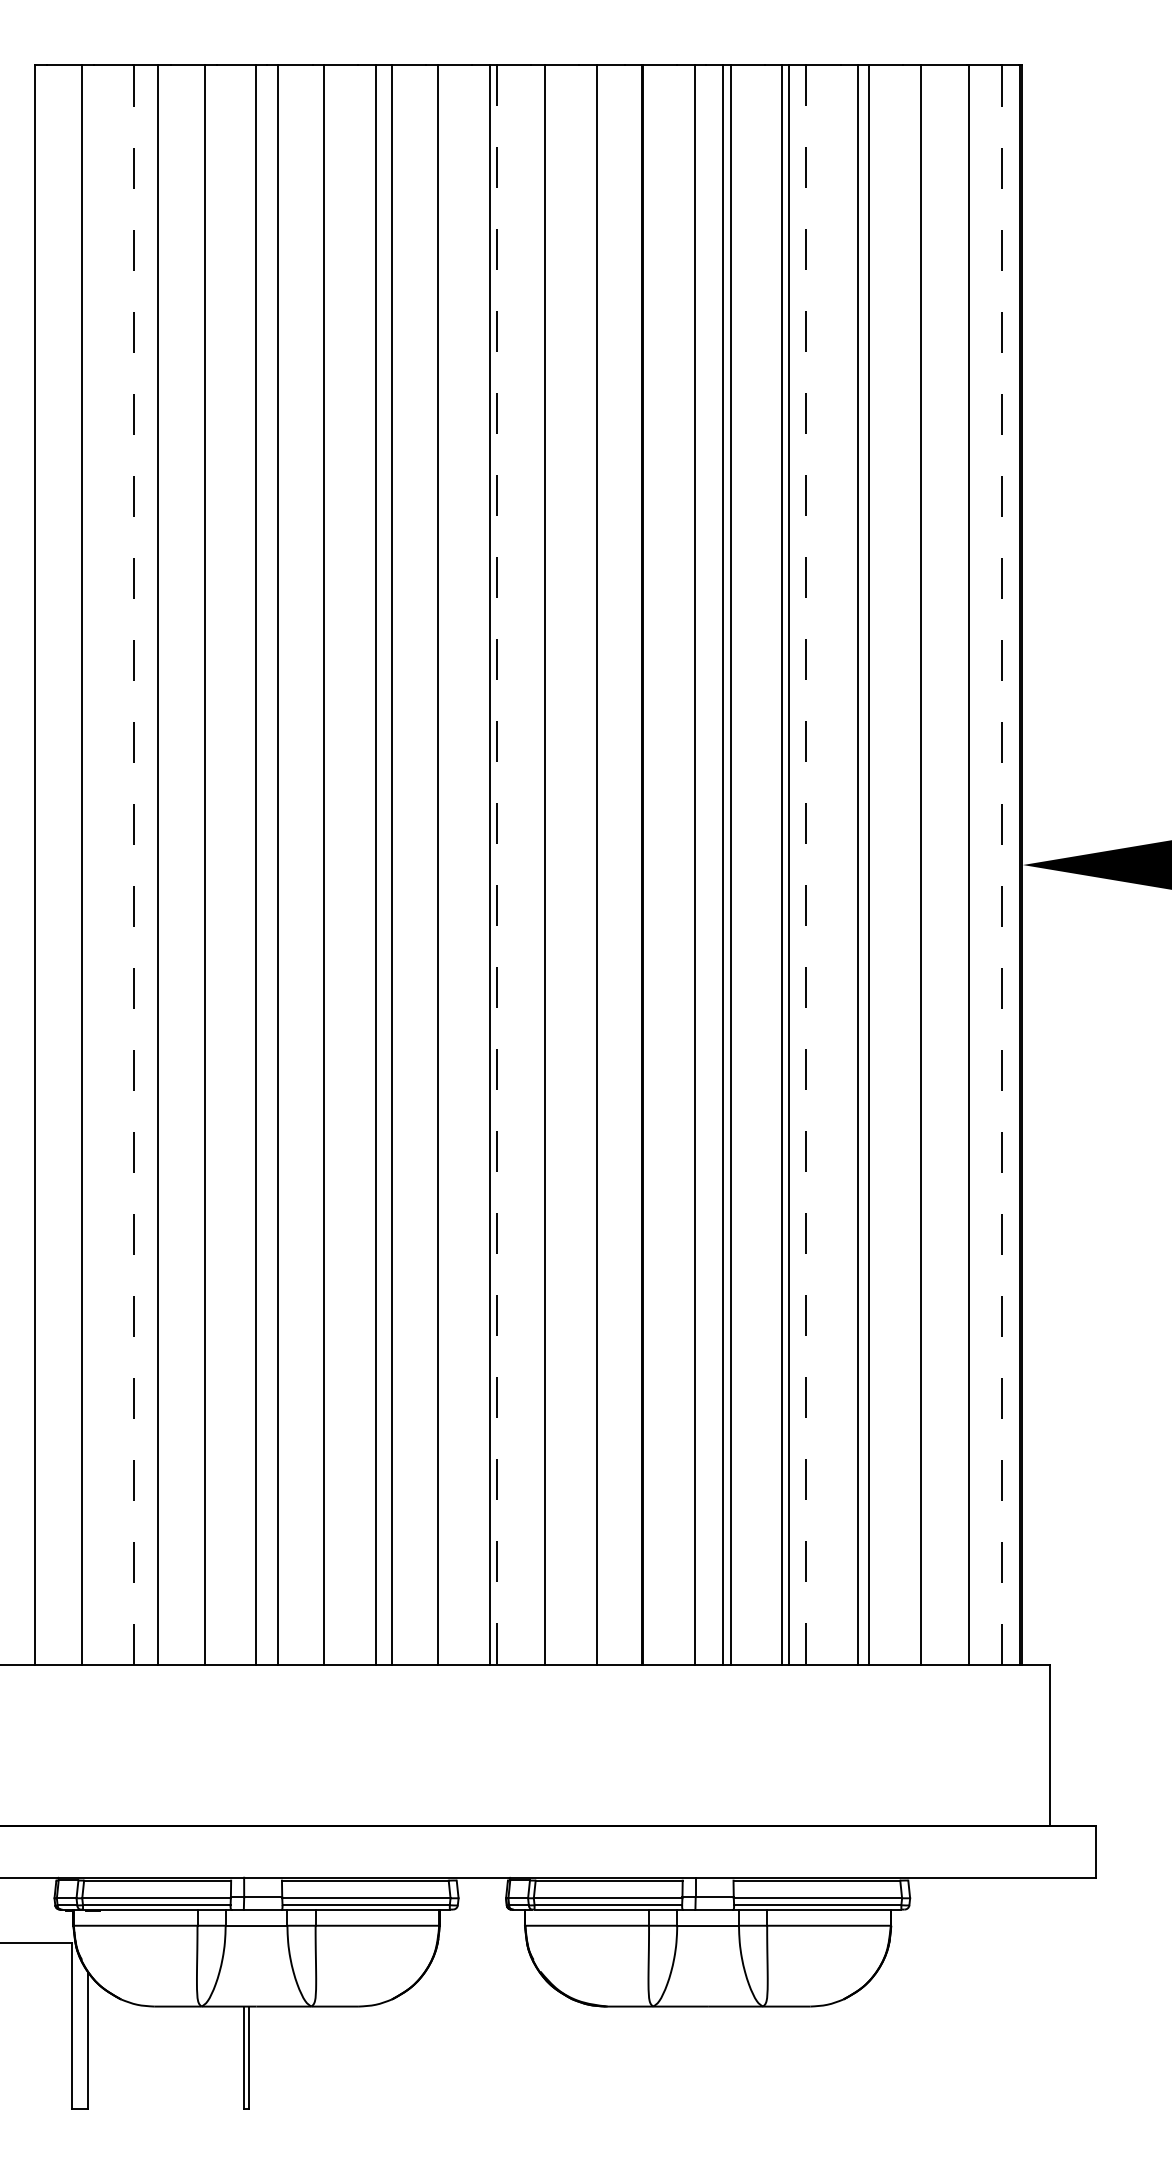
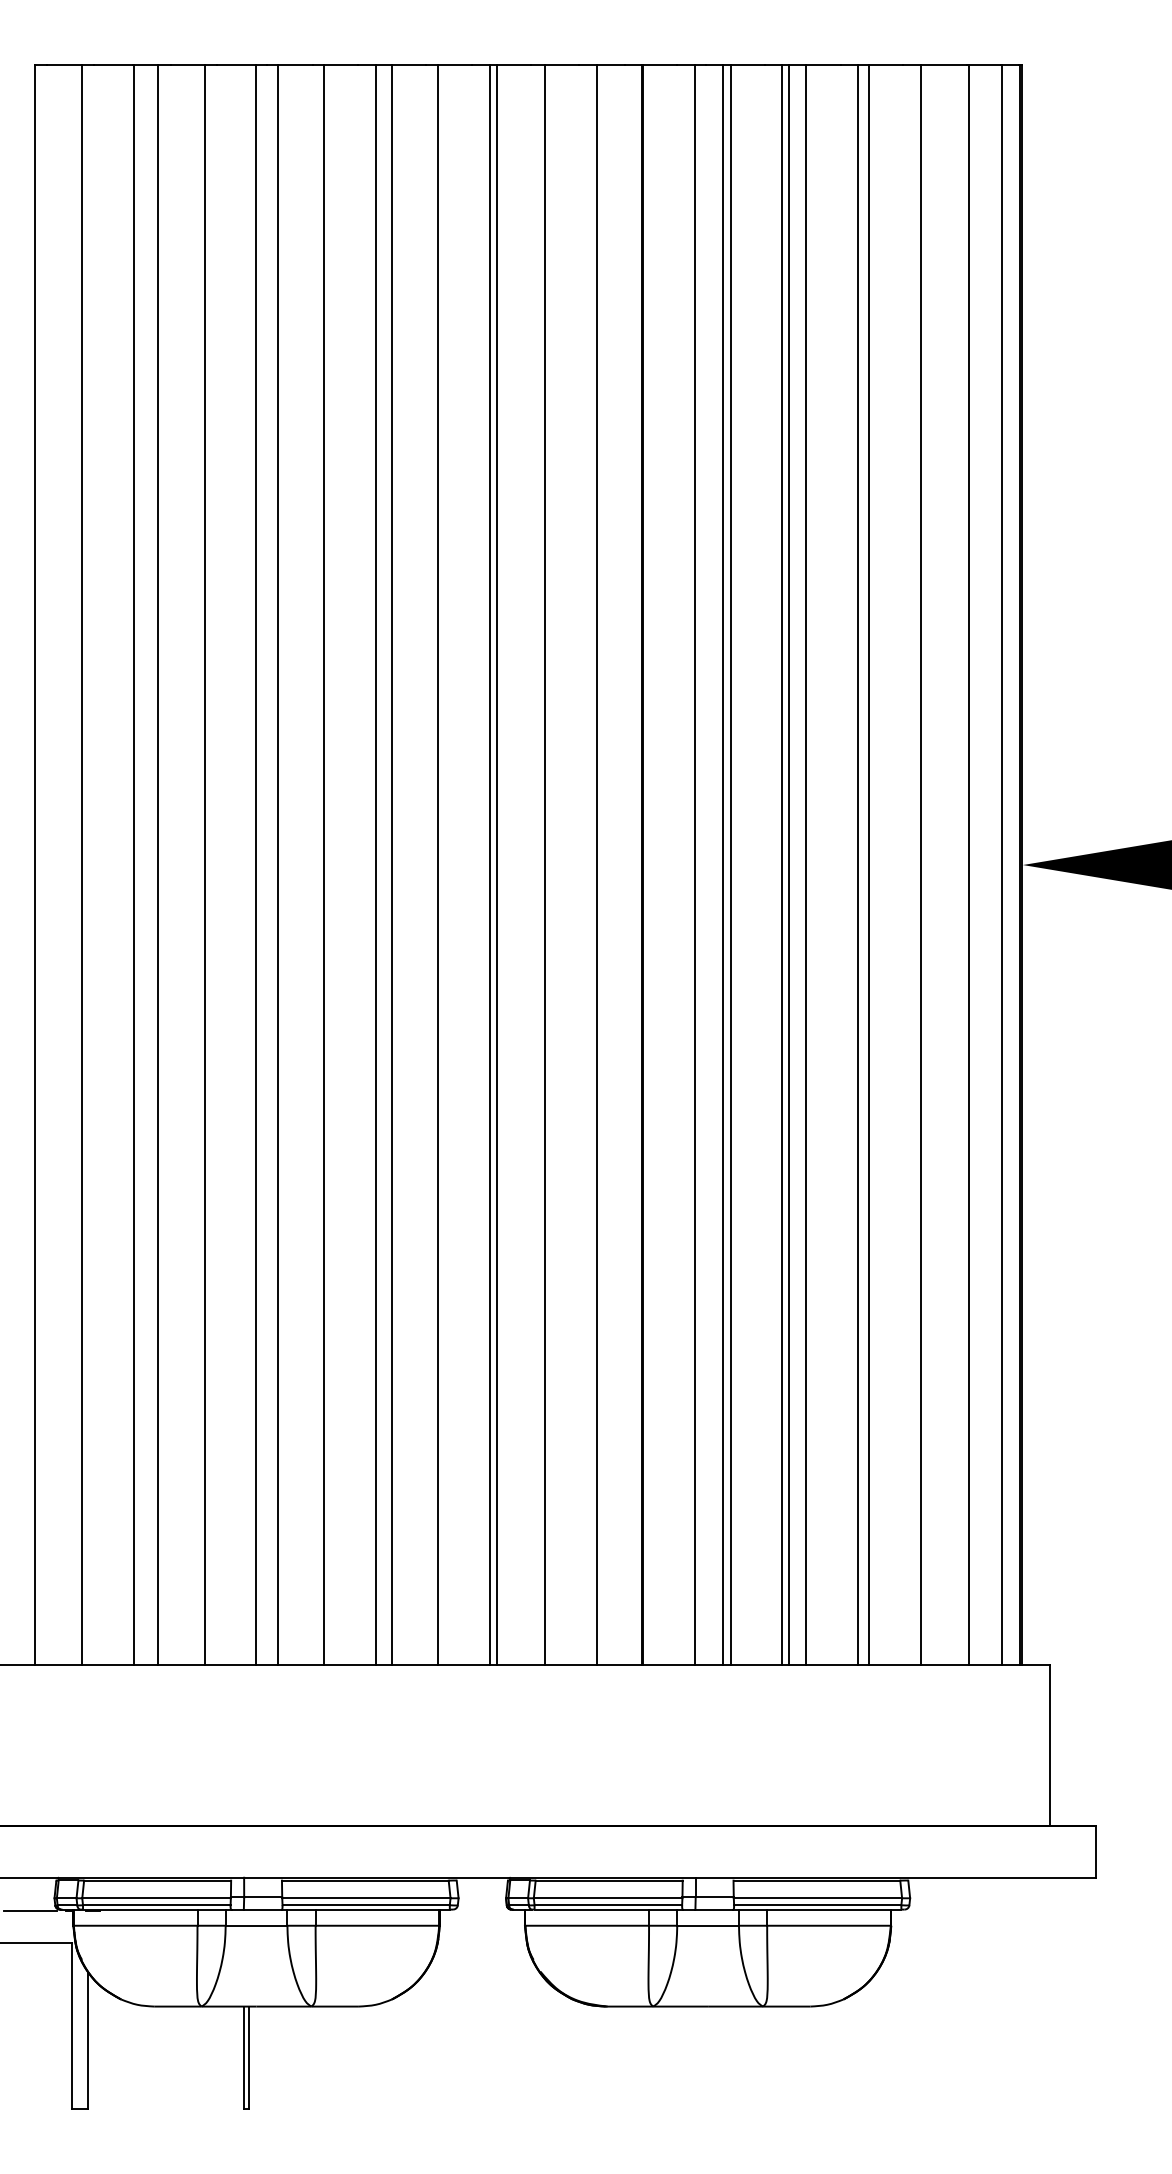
line: dashed -> solid (133, 865)
line: dashed -> solid (496, 865)
line: dashed -> solid (806, 865)
line: dashed -> solid (1002, 865)
line: none -> present (30, 1910)
